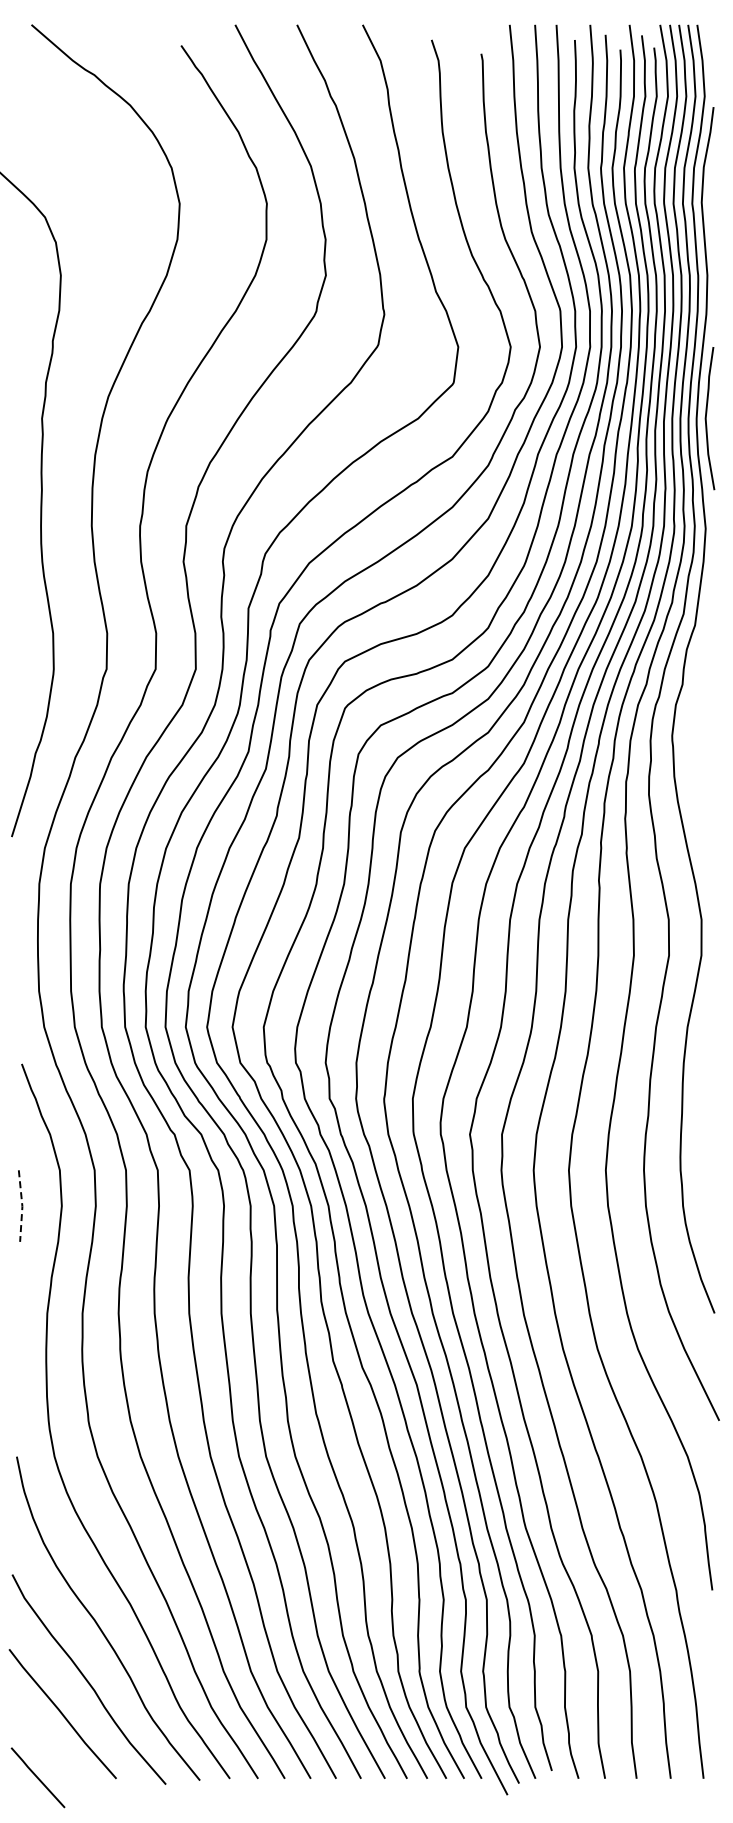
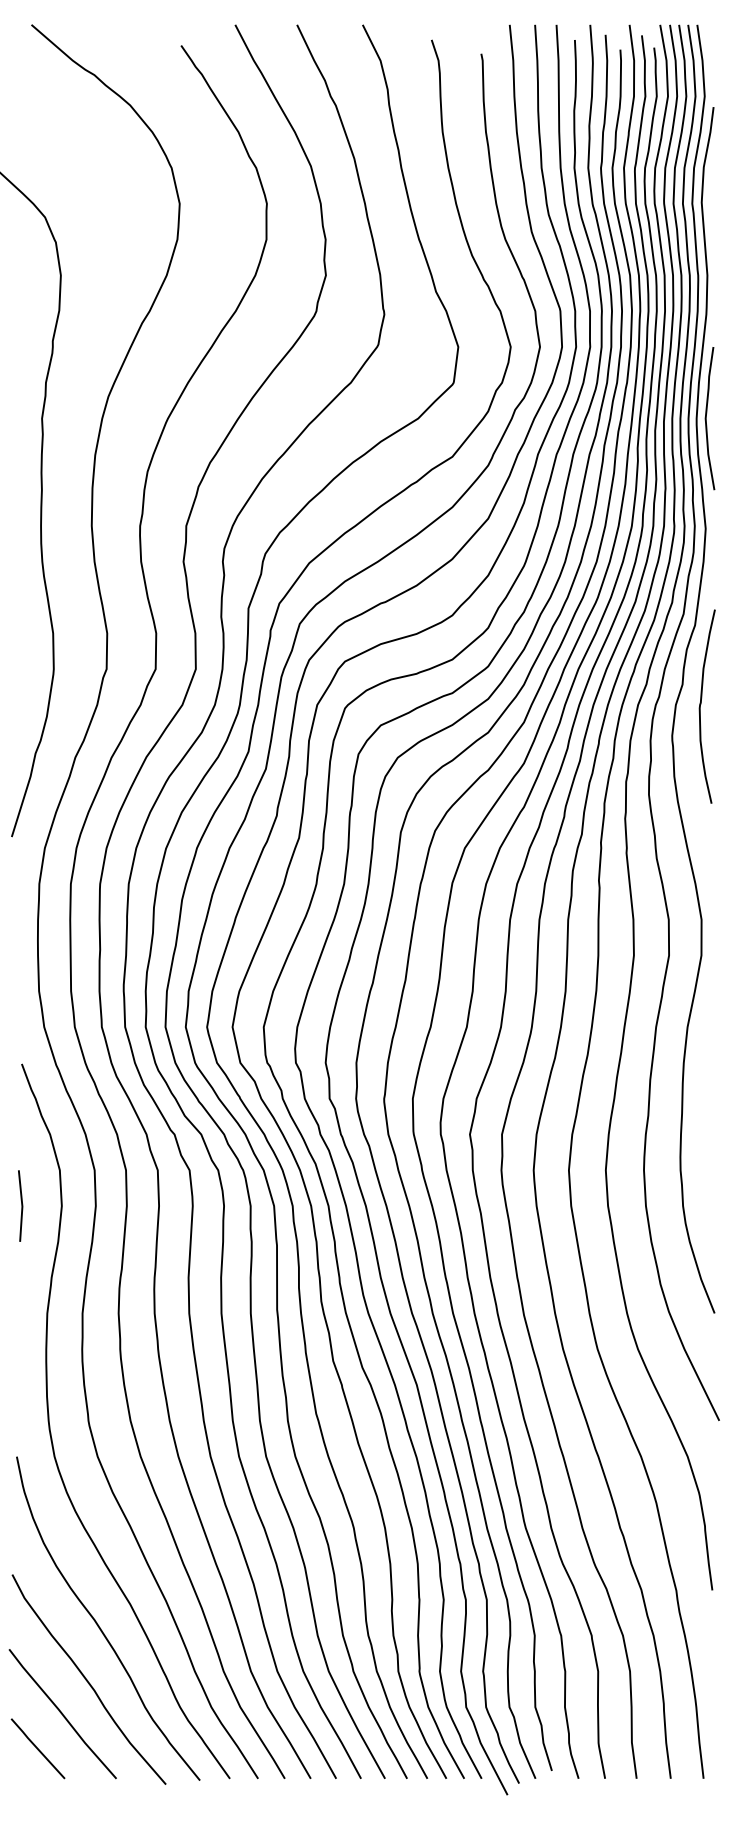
curve: none -> present (701, 704)
line: dashed -> solid (22, 1206)
line position: (37, 1777) -> (37, 1748) (37, 1748)
